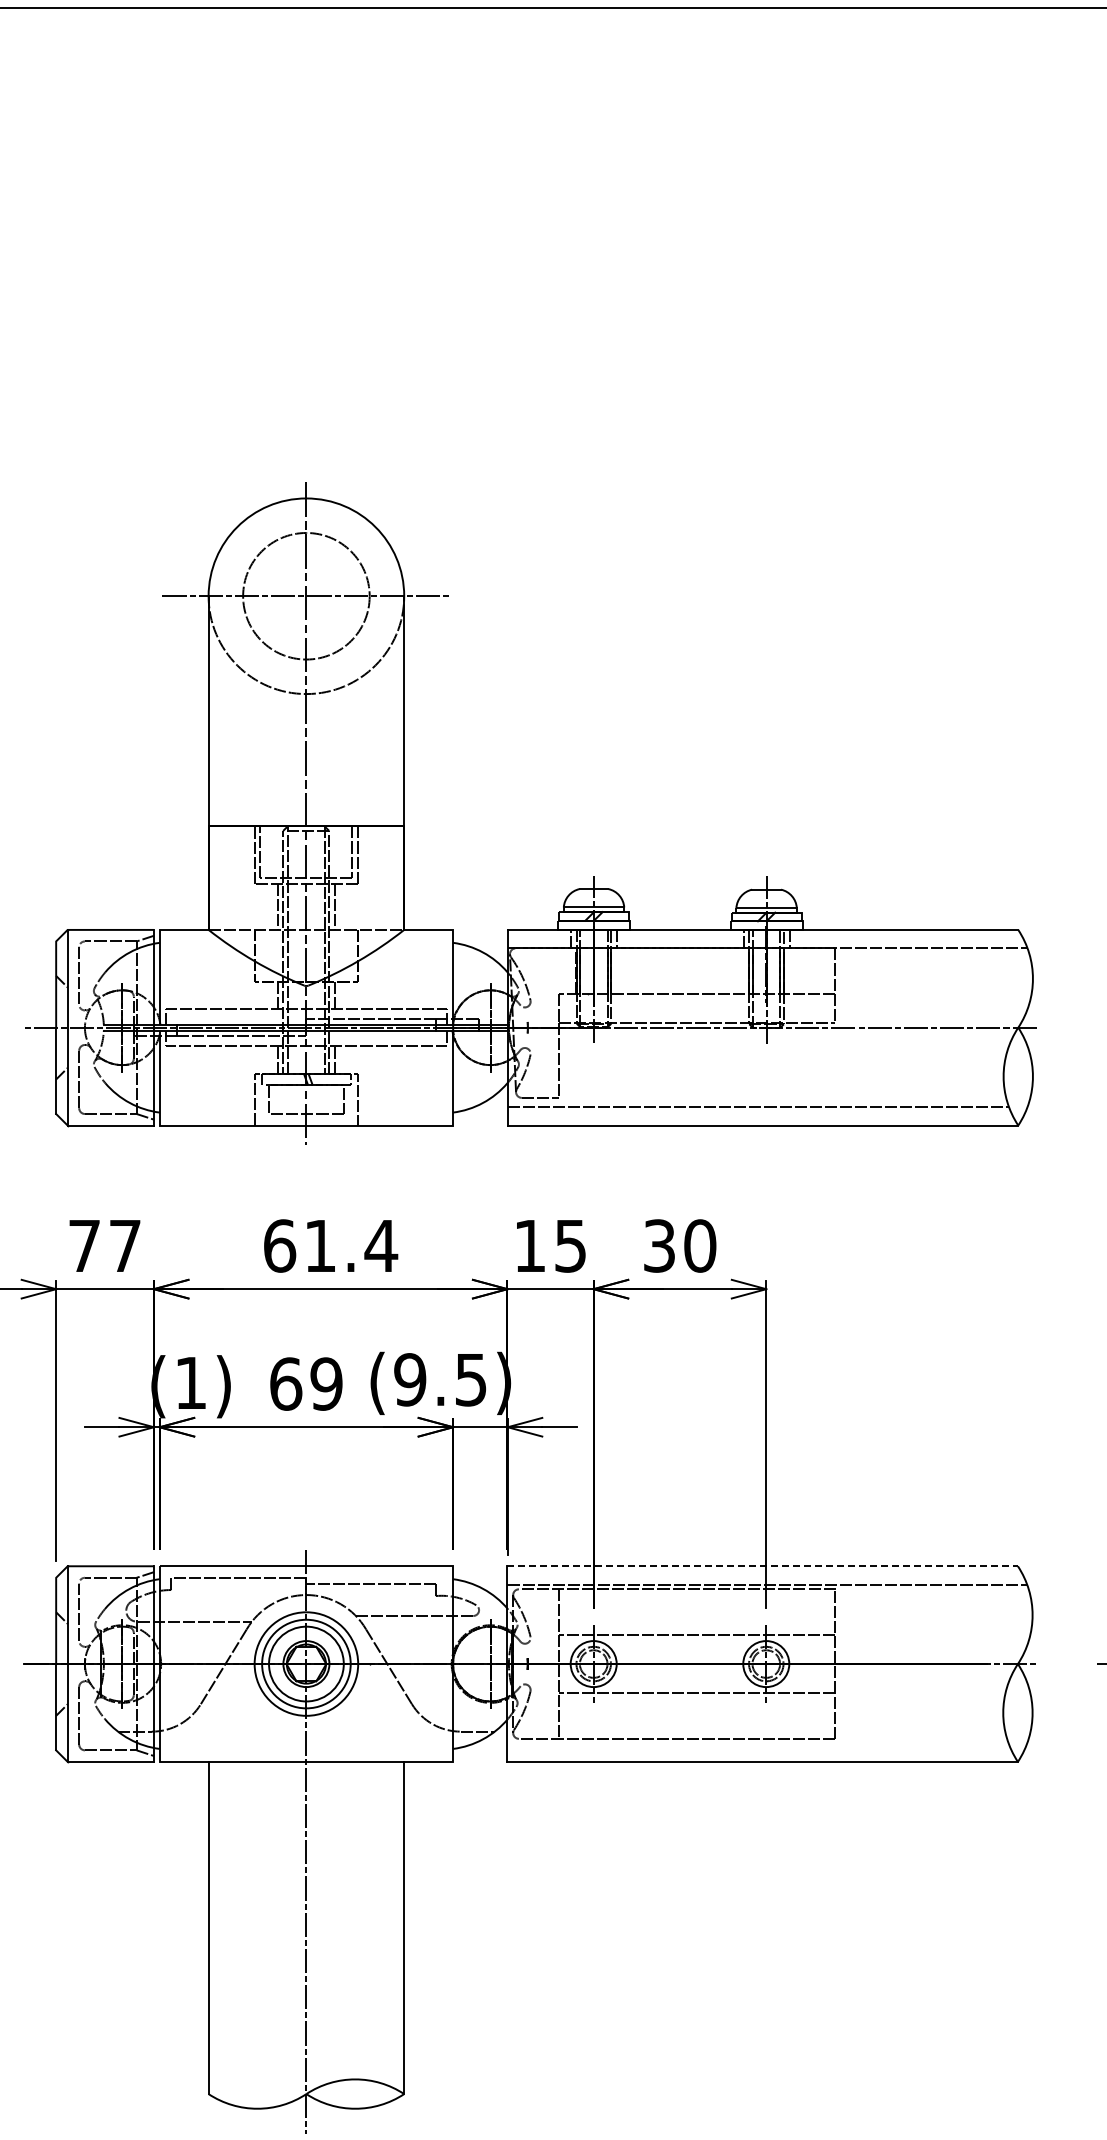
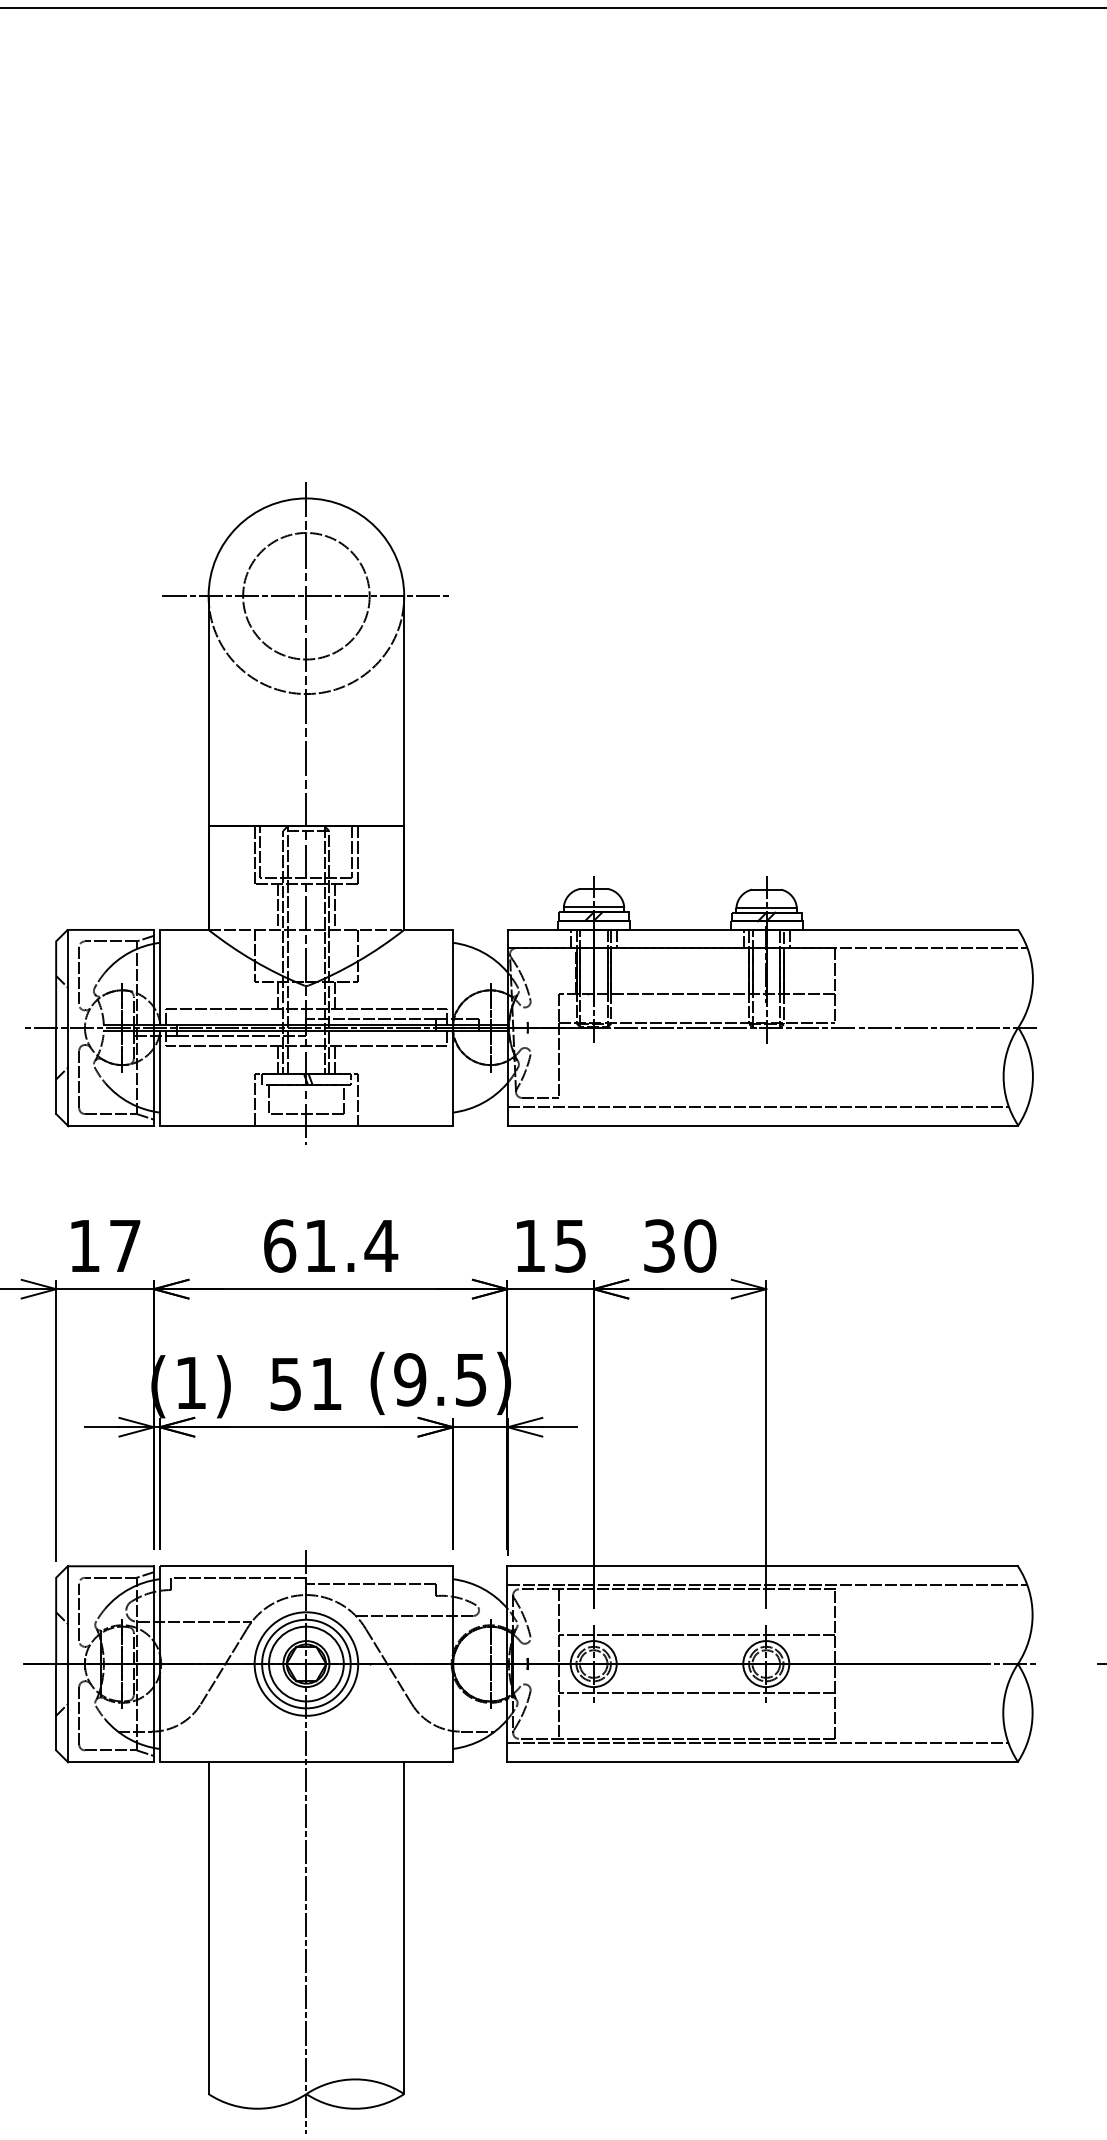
text: 77 -> 17 (84, 1245)
text: 69 -> 51 (306, 1383)
line: dashed -> solid (763, 1566)
line: none -> present (757, 1743)
